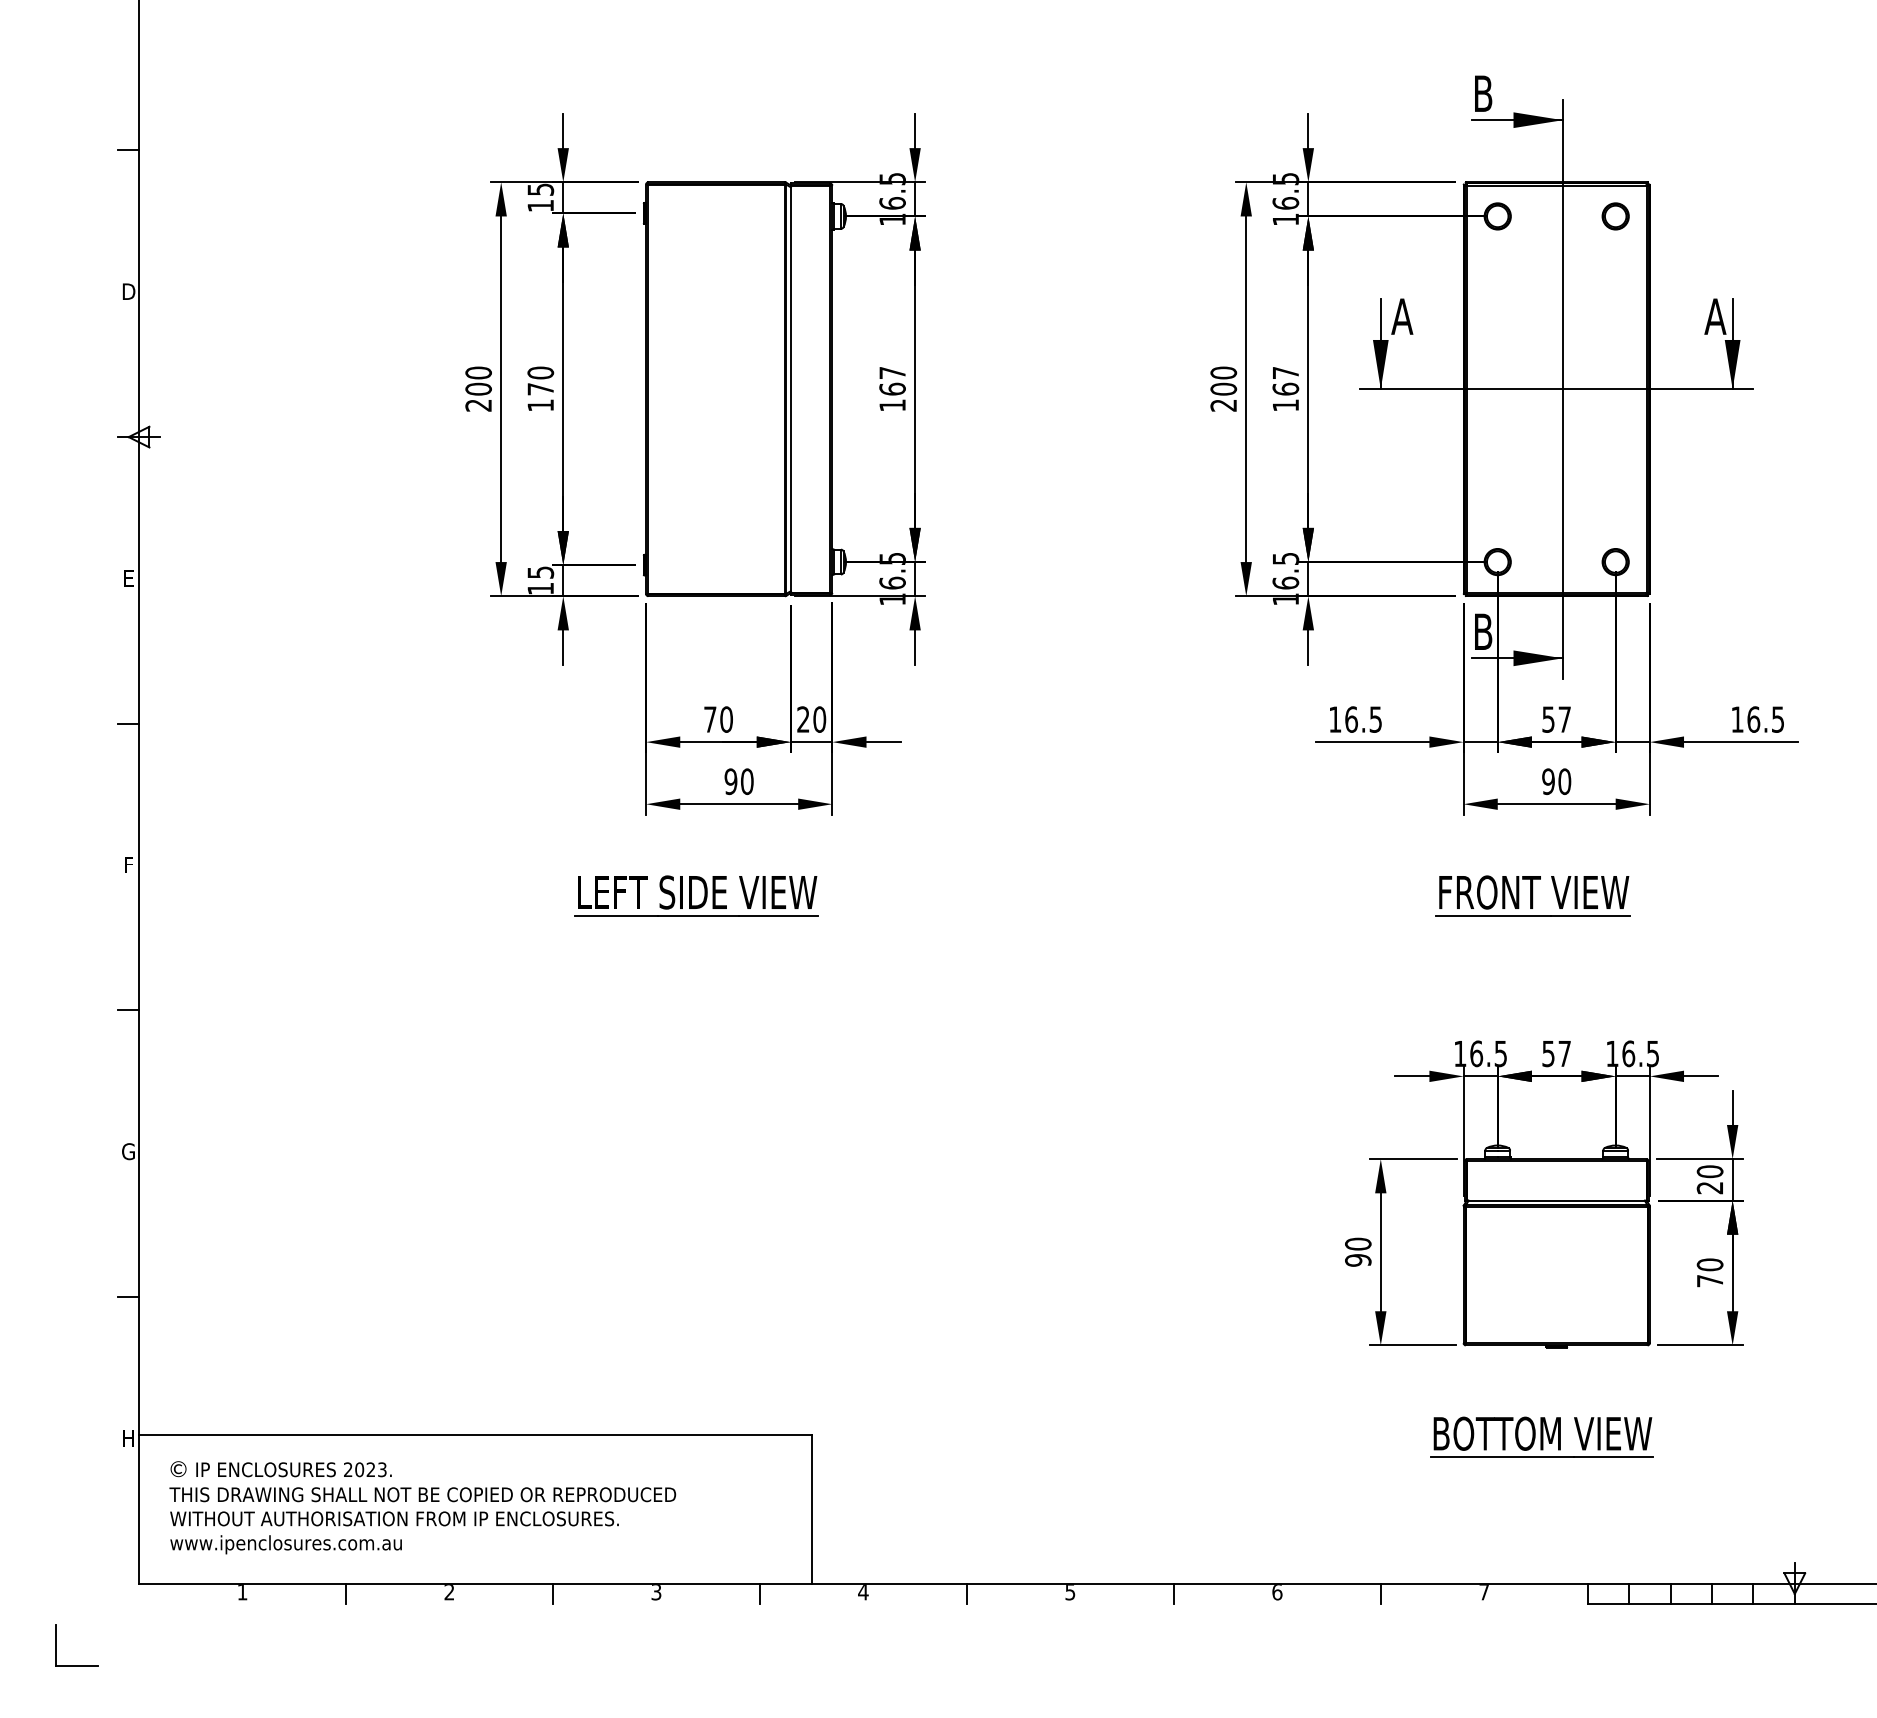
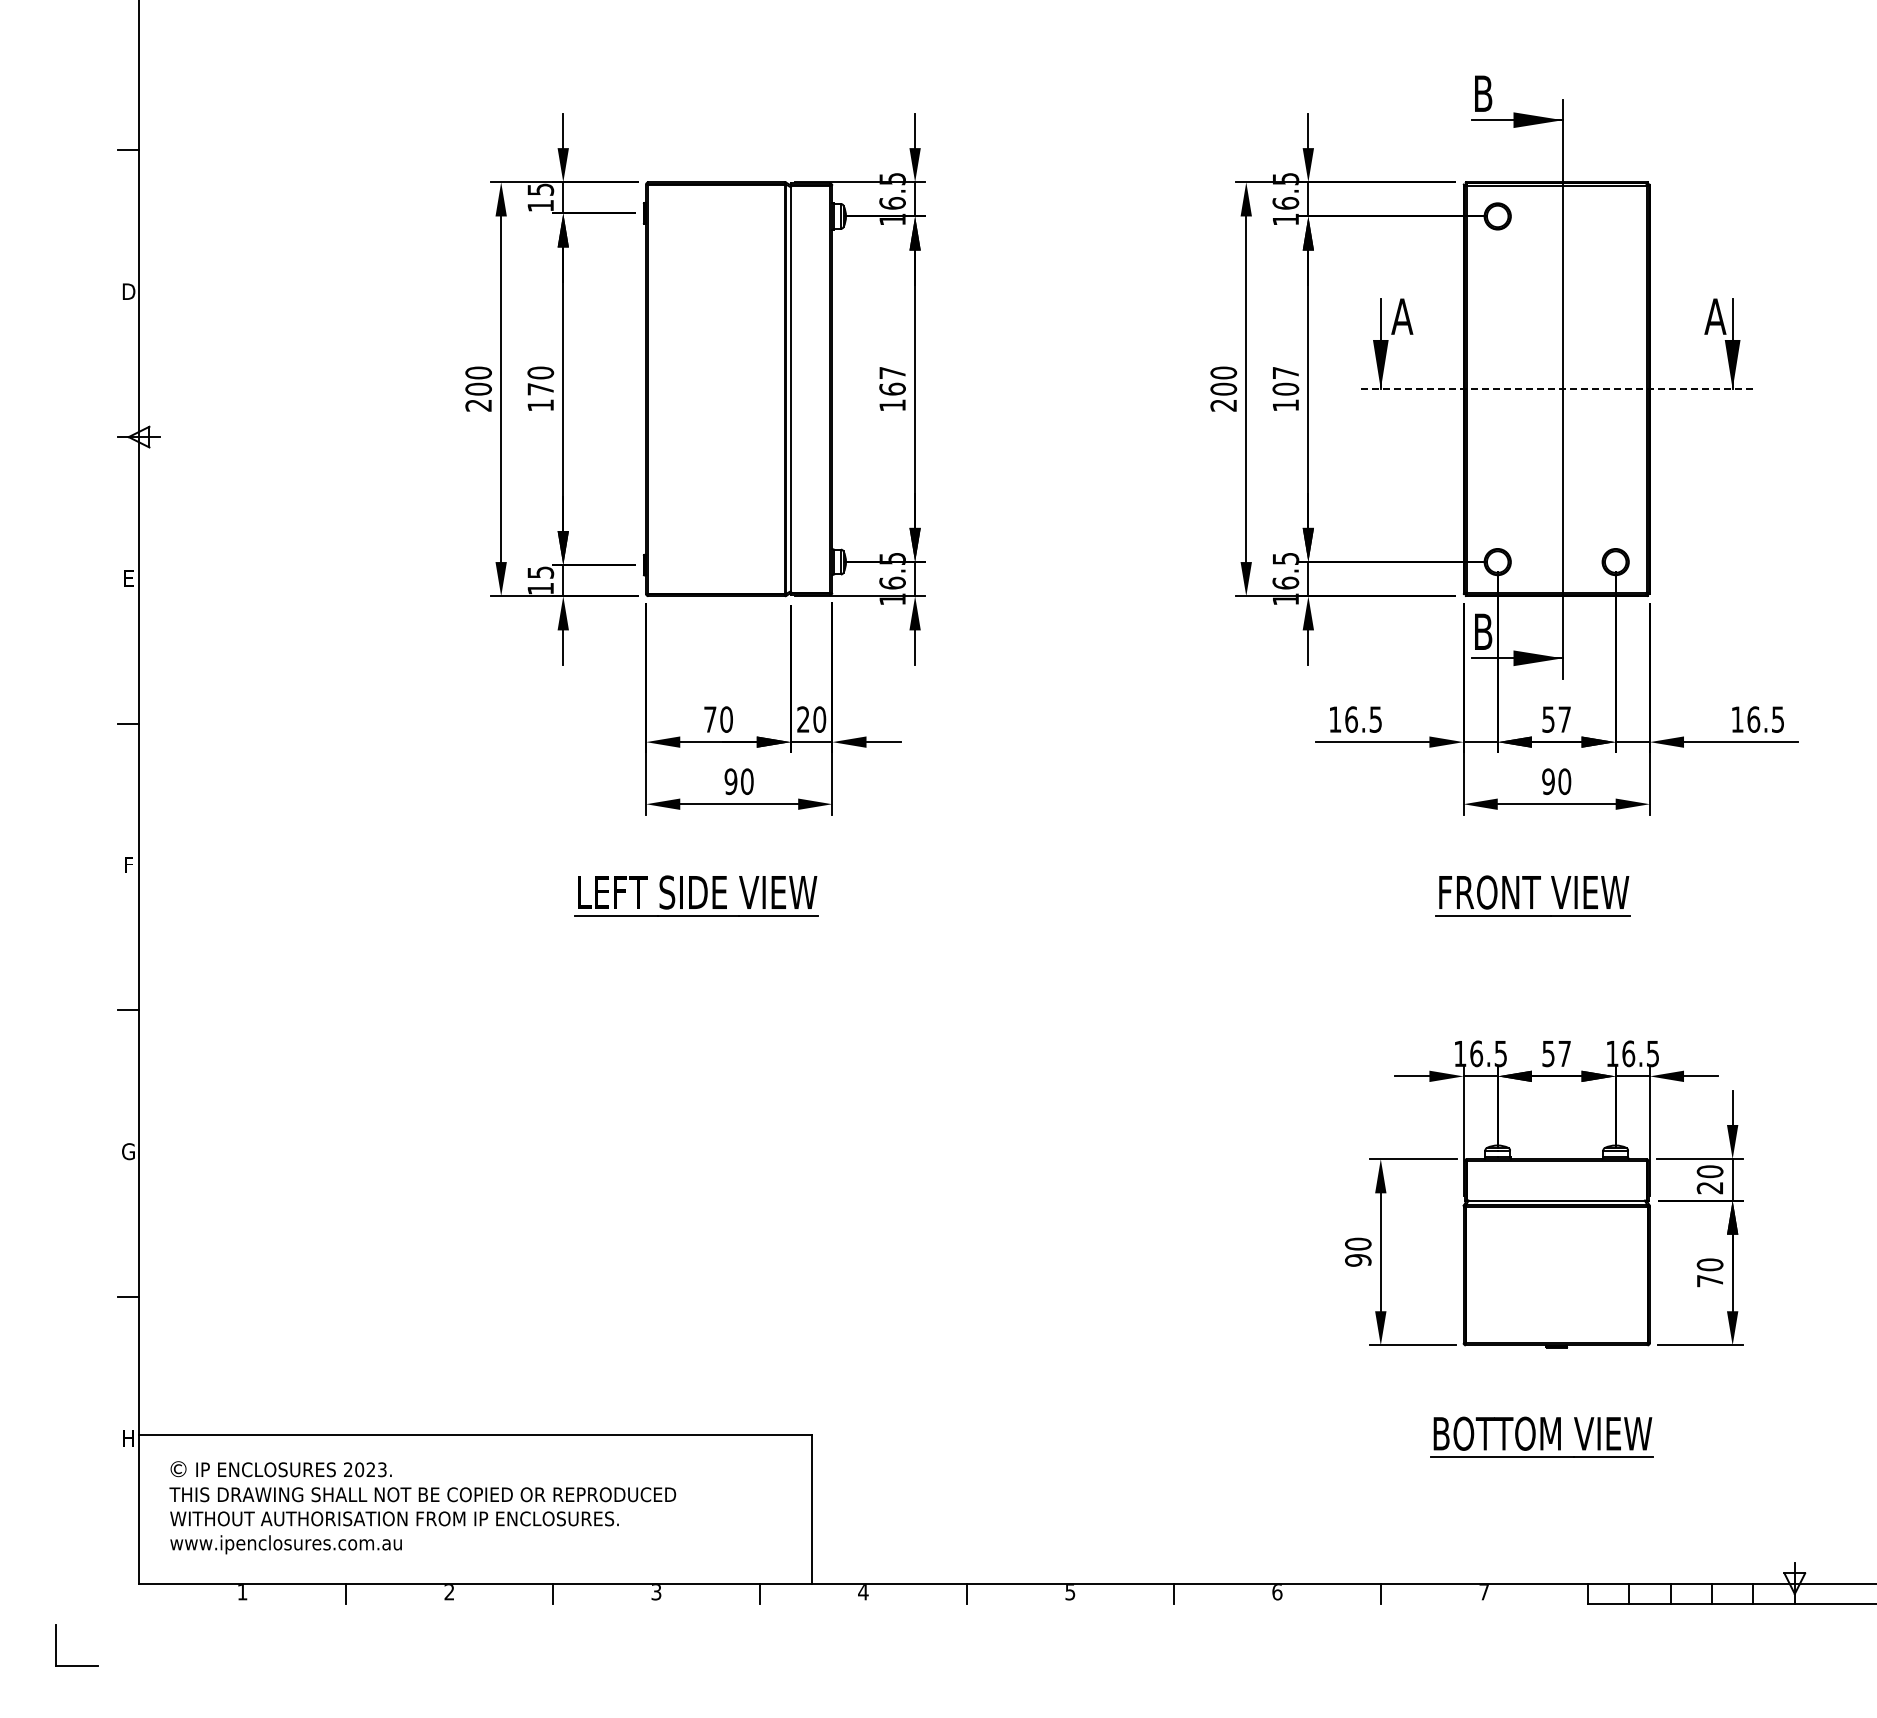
part: present -> none (1615, 216)
text: 167 -> 107 (1285, 388)
line: solid -> dashed (1556, 389)
